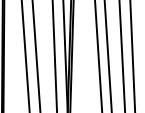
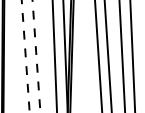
line: solid -> dashed (25, 56)
line: solid -> dashed (36, 56)
